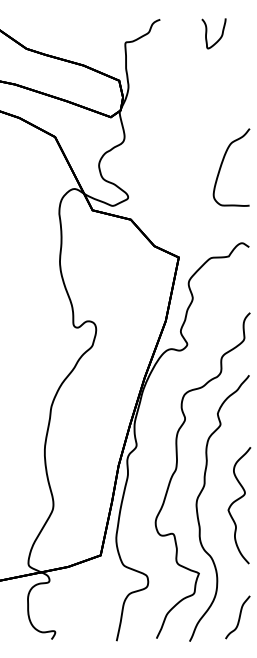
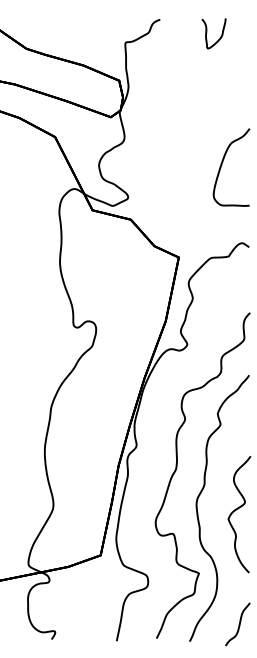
curve position: (236, 501) -> (236, 510) (236, 510)
curve position: (238, 617) -> (238, 624) (238, 624)
